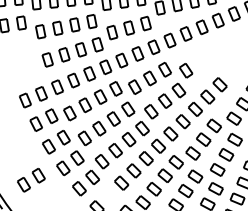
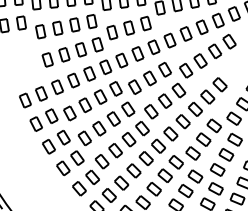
part: none -> present (214, 51)
part: present -> none (31, 180)
part: none -> present (108, 195)
